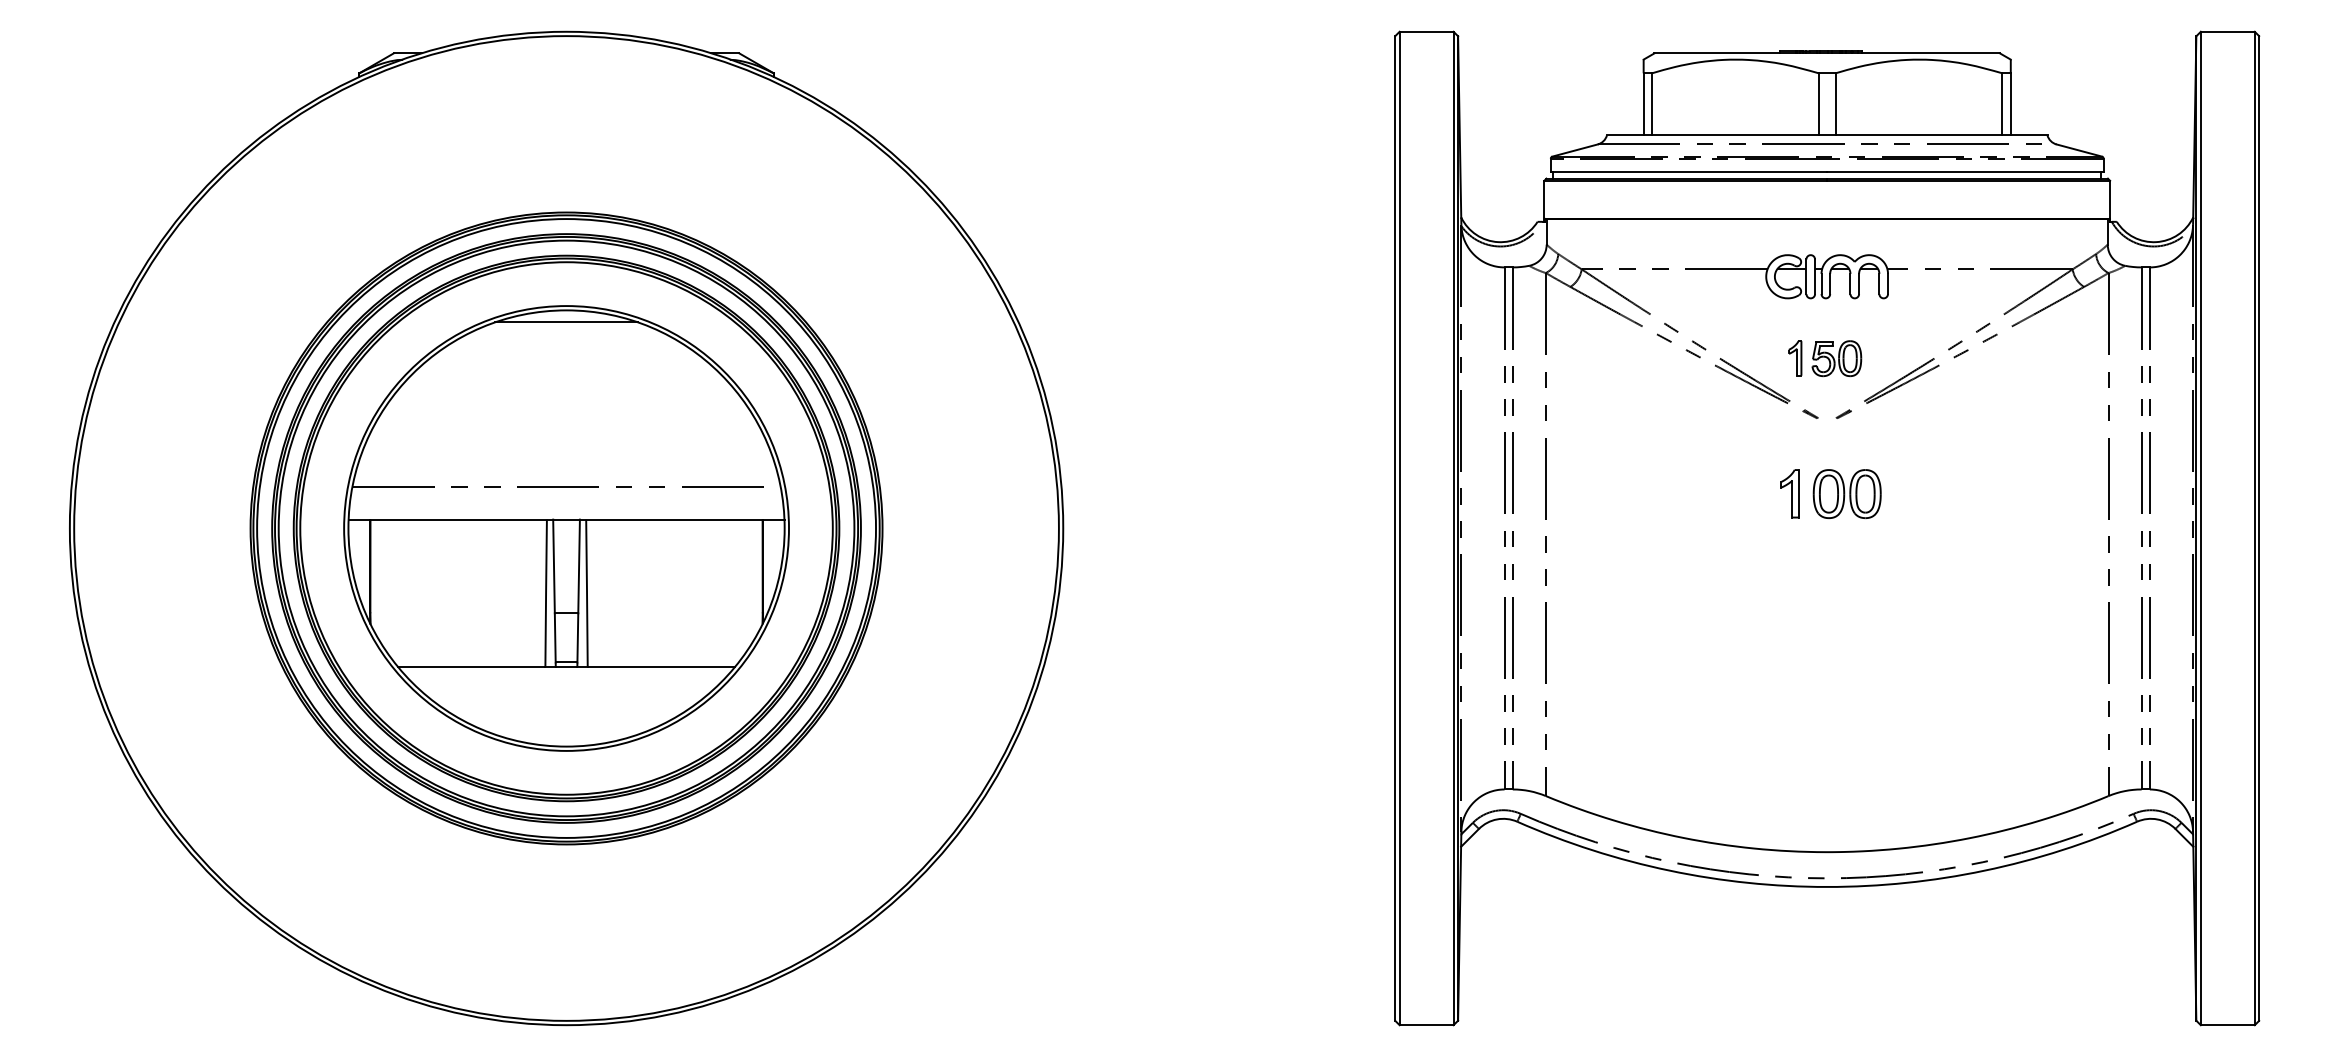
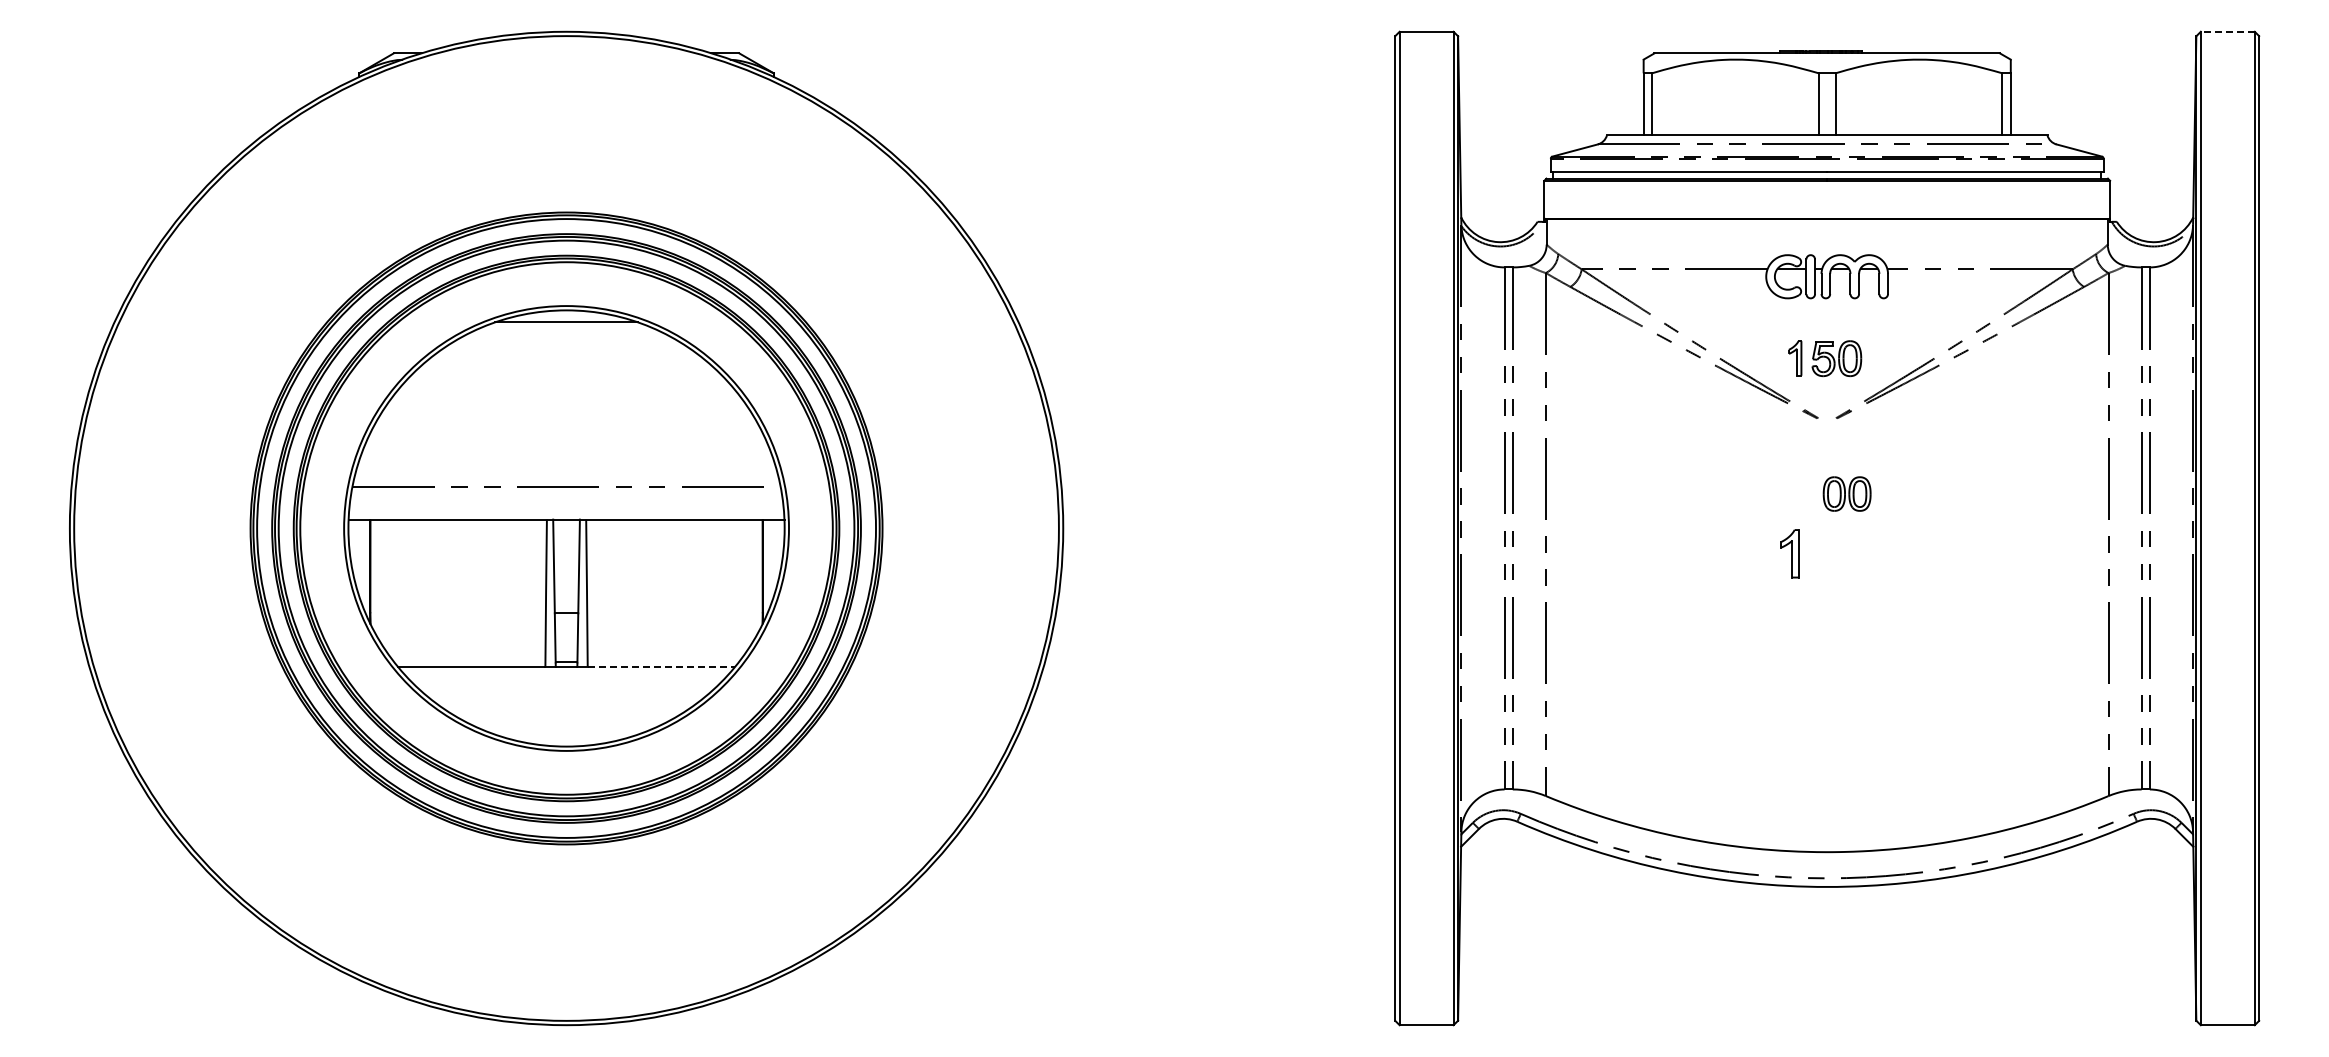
line: solid -> dashed (2227, 31)
part position: (1789, 493) -> (1789, 553) (1789, 553)
part size: 70x50 px -> 50x36 px (1846, 493)
line: solid -> dashed (661, 666)
